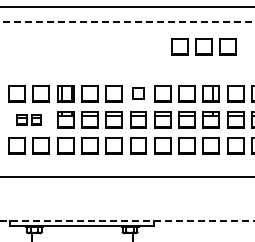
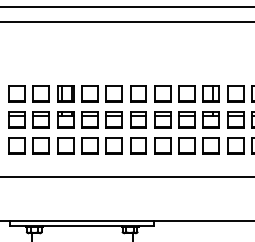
line: dashed -> solid (126, 21)
part: present -> none (203, 46)
part size: 13x13 px -> 17x18 px (138, 93)
part size: 26x12 px -> 42x18 px (28, 119)
line: dashed -> solid (127, 221)
